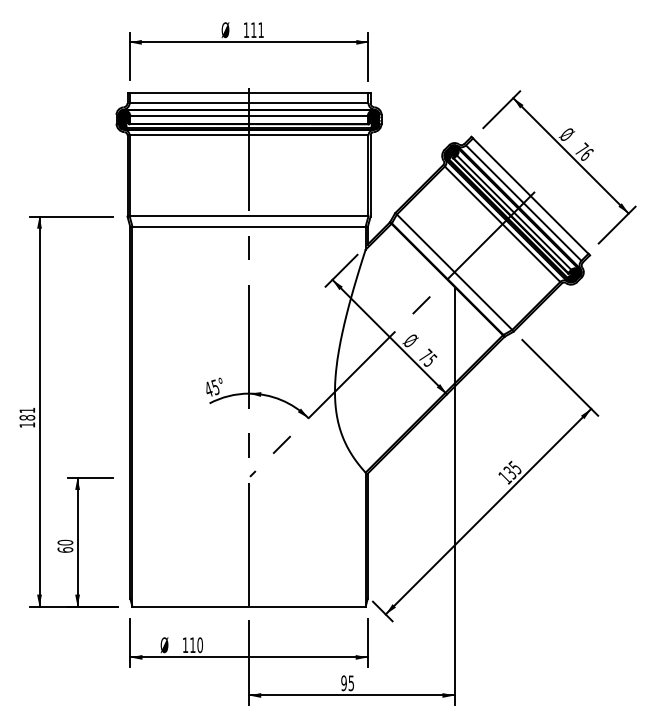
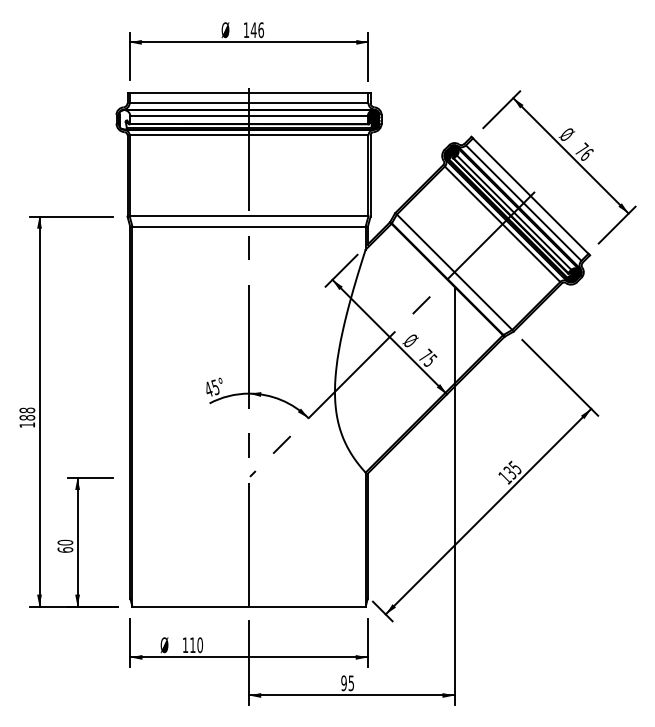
text: 111 -> 146 (256, 30)
fill: present -> none (124, 119)
text: 181 -> 188 (27, 410)
